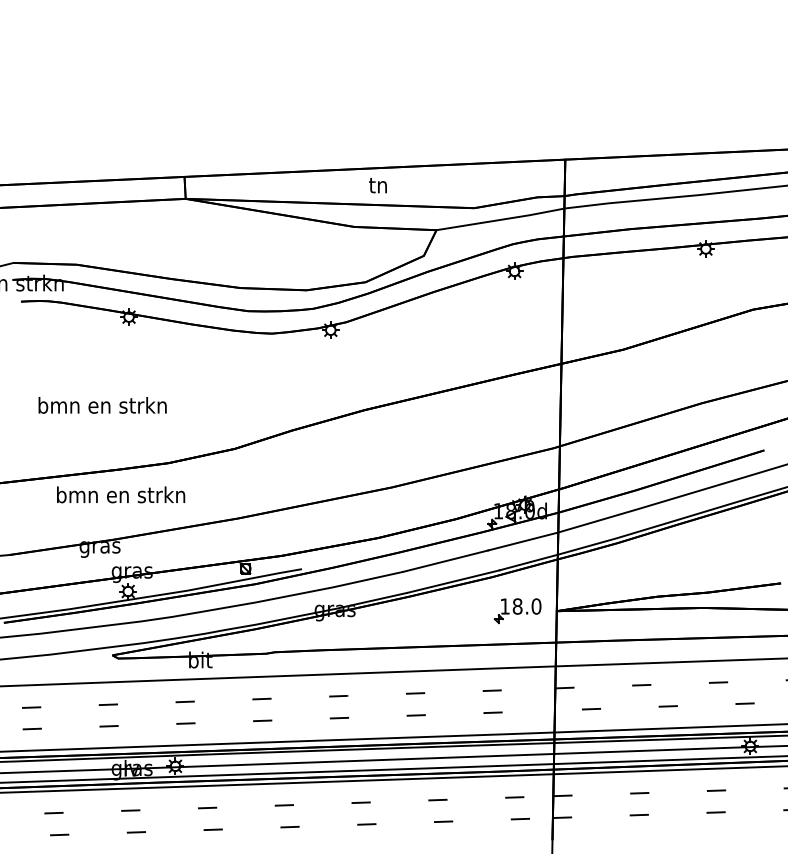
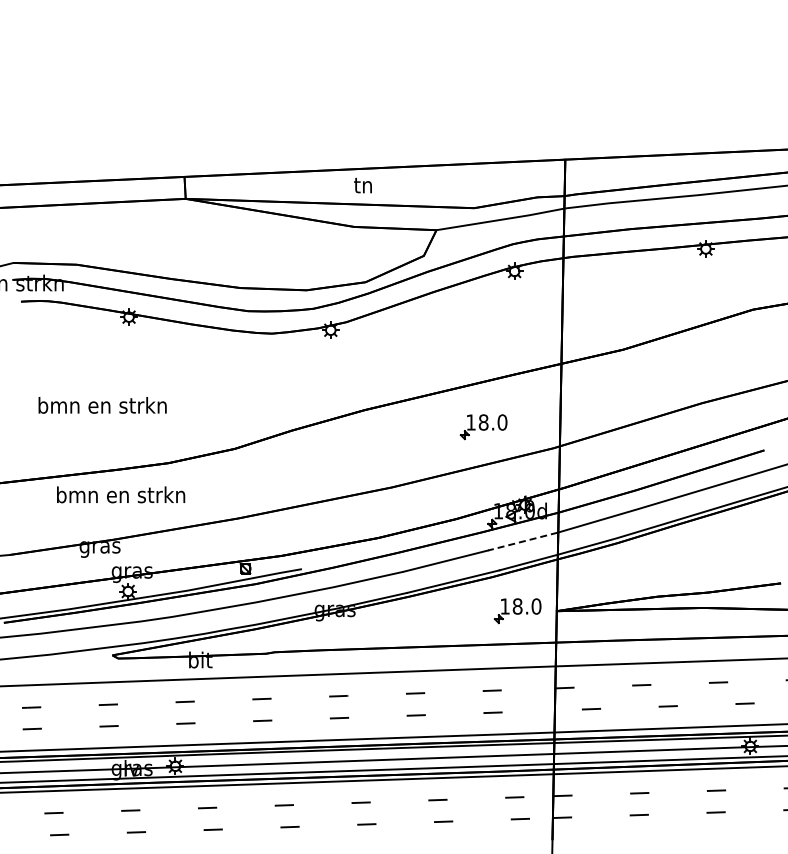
text position: (377, 185) -> (362, 185) (362, 185)
part: none -> present (483, 427)
line: solid -> dashed (522, 541)
